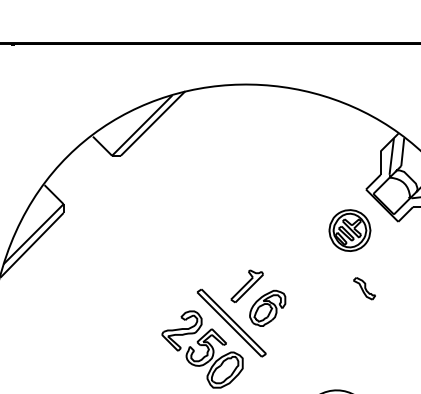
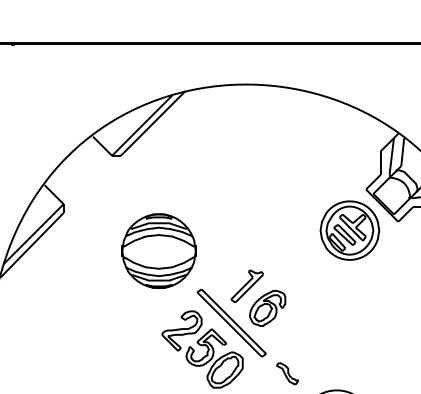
part size: 44x43 px -> 62x61 px (349, 230)
part: none -> present (158, 250)
part position: (364, 288) -> (287, 373) (287, 373)
